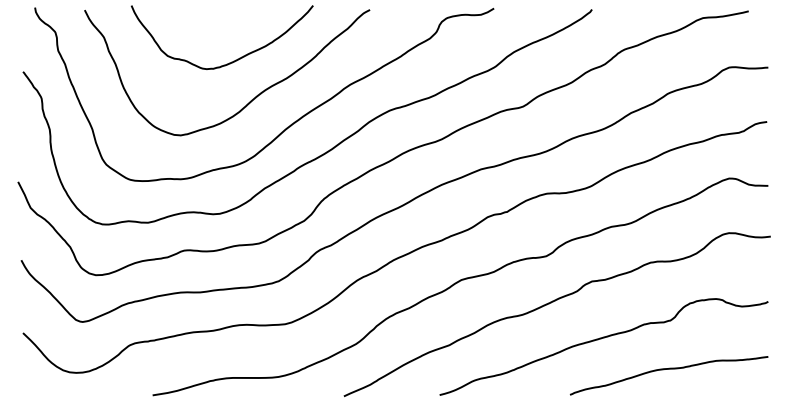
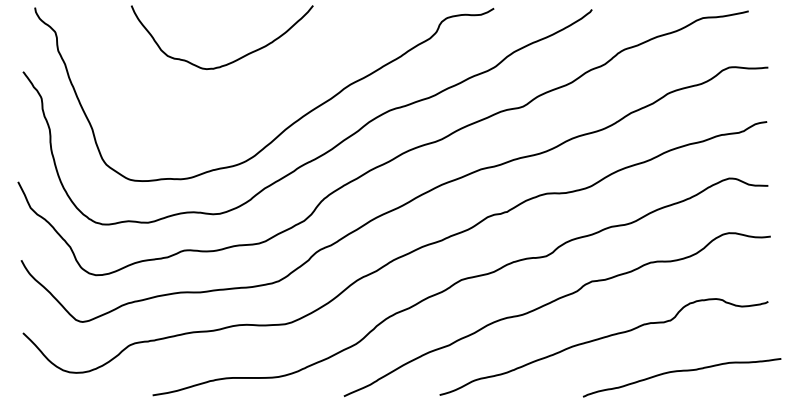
curve: present -> none (251, 99)
curve position: (668, 369) -> (681, 371) (681, 371)
